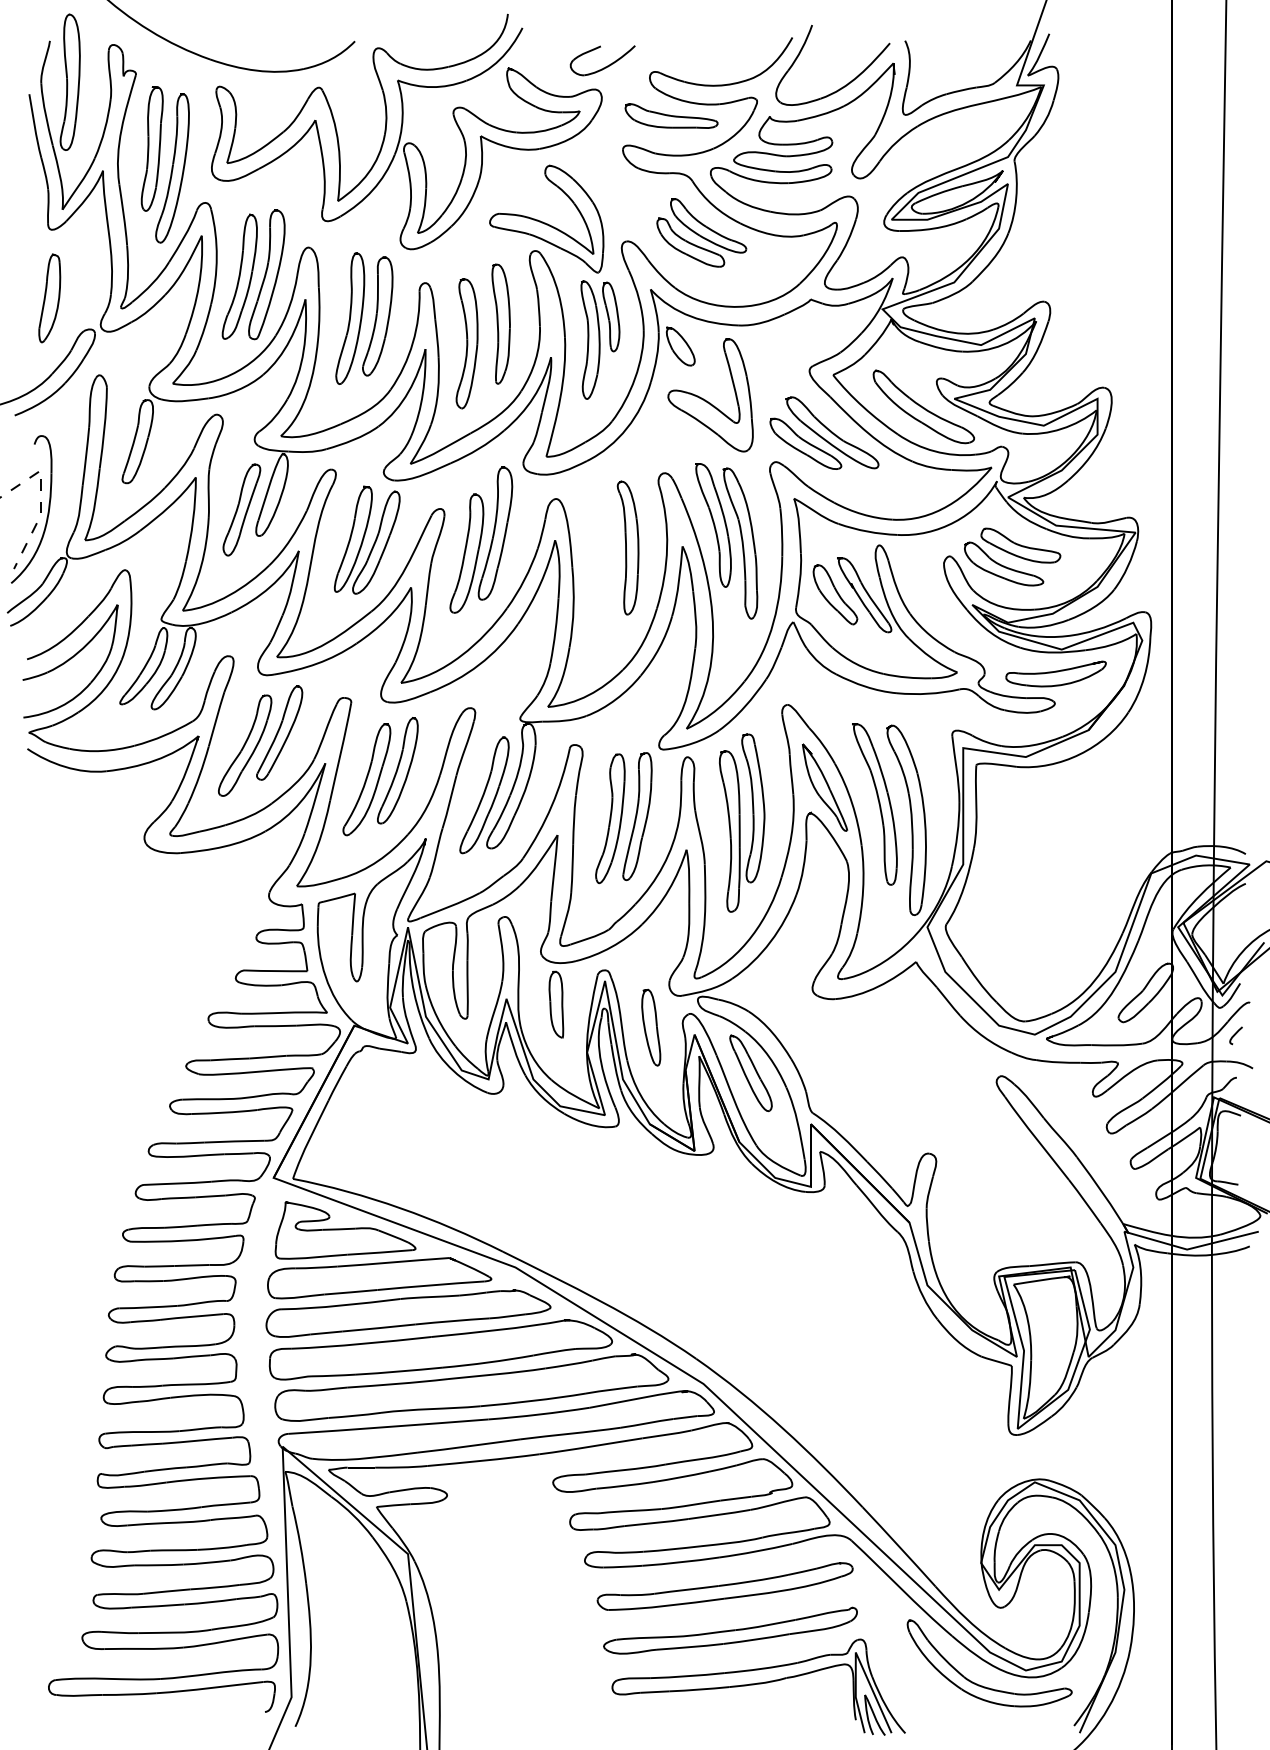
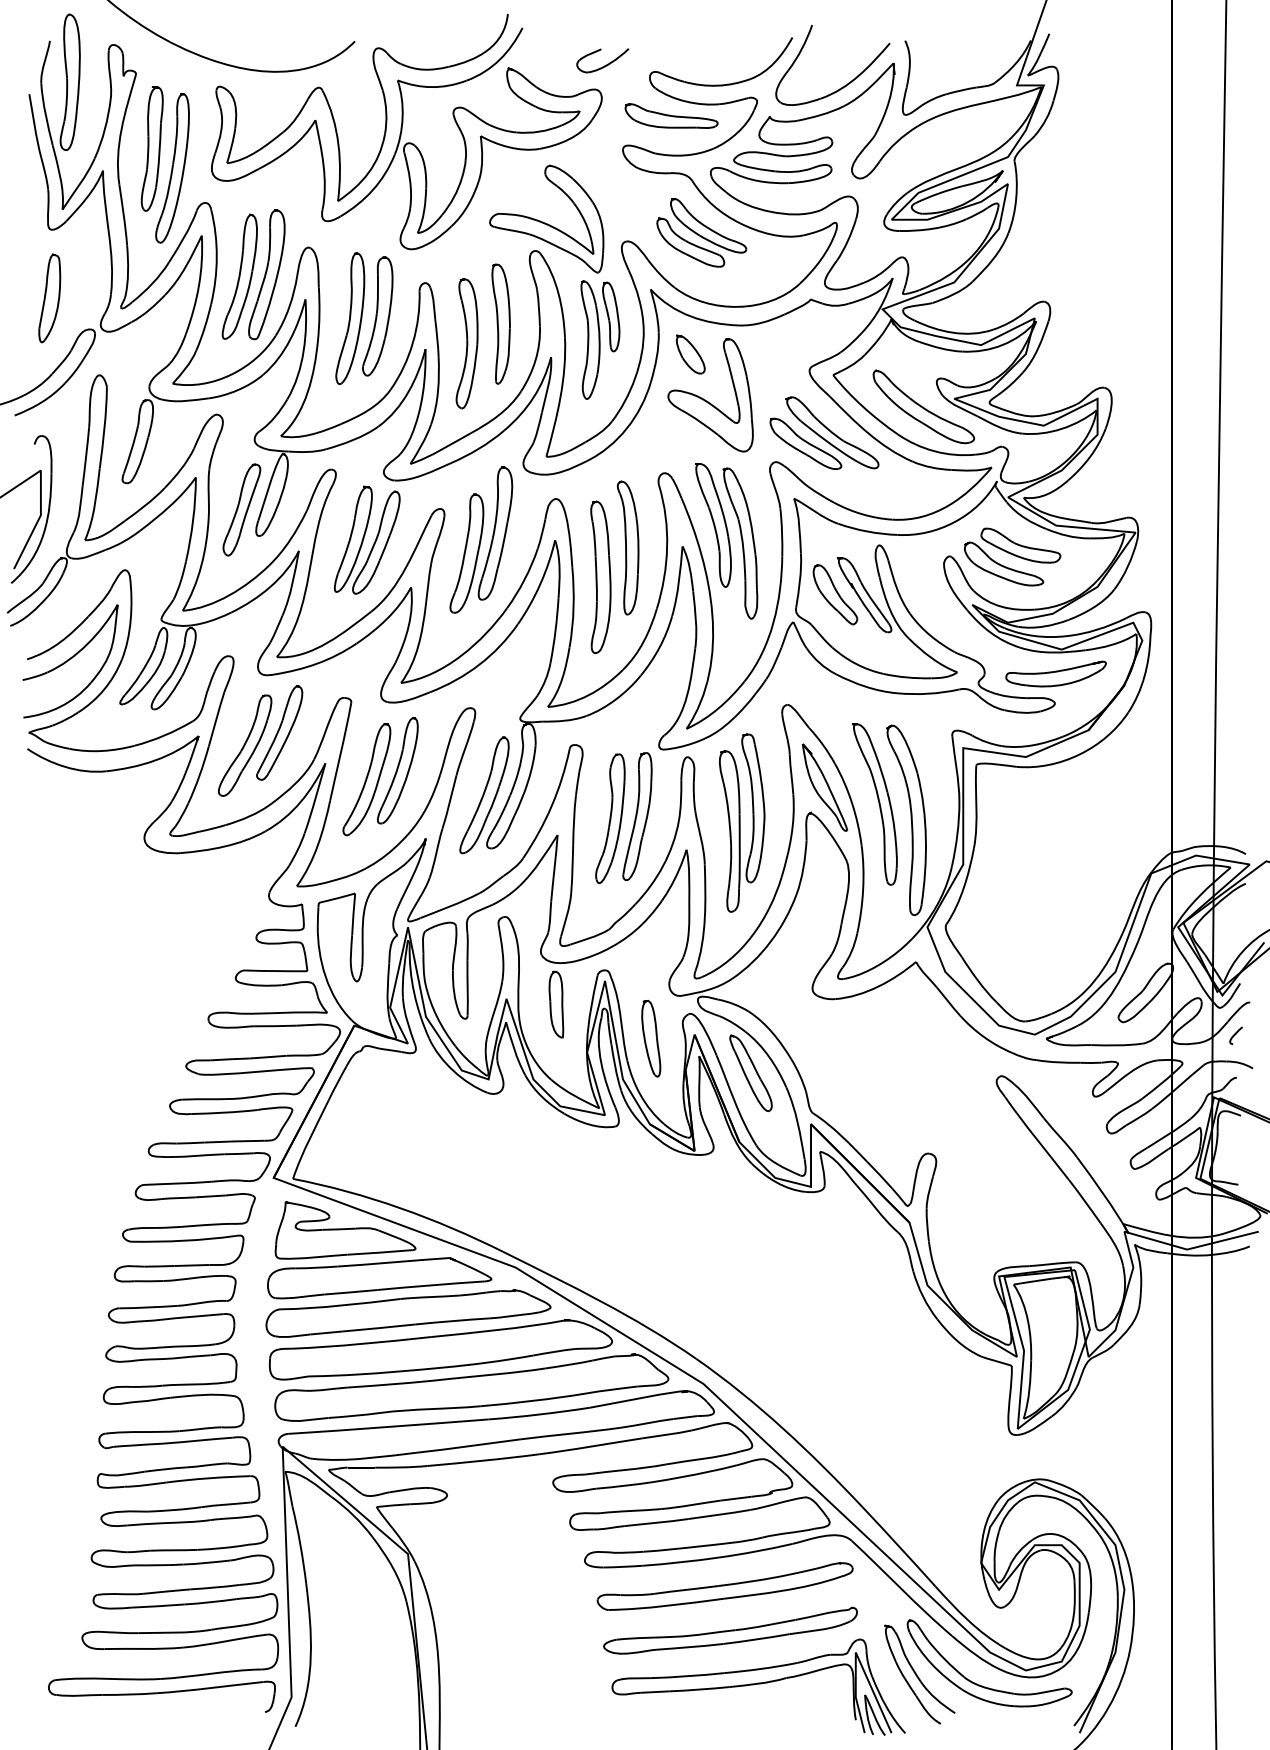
part size: 67x32 px -> 54x26 px (602, 60)
part position: (680, 346) -> (690, 354) (690, 354)
line: dashed -> solid (40, 499)
part: none -> present (600, 576)
part position: (651, 1027) -> (651, 1038) (651, 1038)
part: none -> present (919, 1674)
